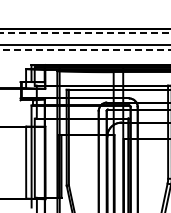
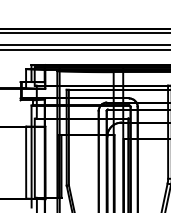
line: dashed -> solid (85, 33)
line: dashed -> solid (85, 50)
